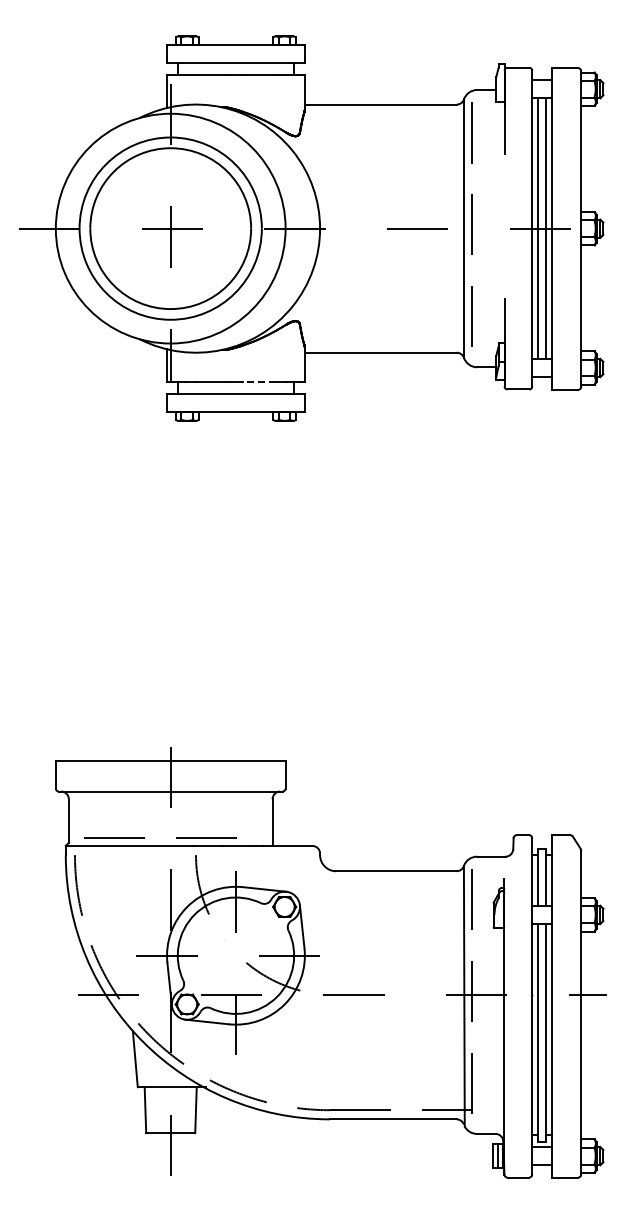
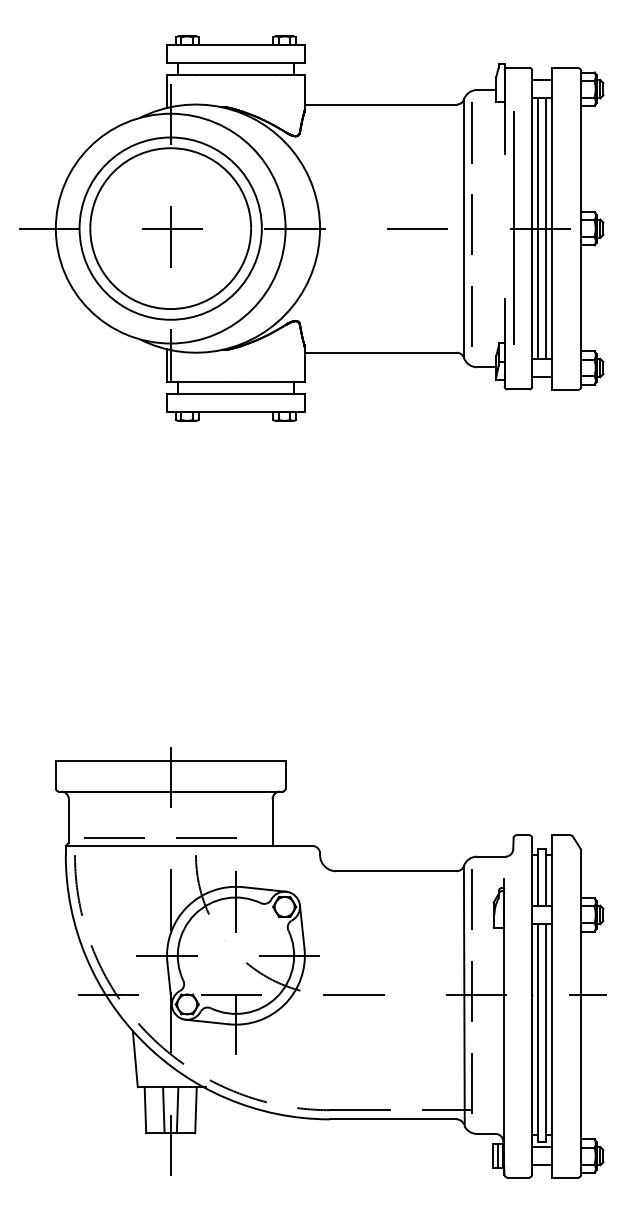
line: none -> present (513, 228)
line: dashed -> solid (259, 381)
line: none -> present (163, 1110)
line: none -> present (177, 1110)
